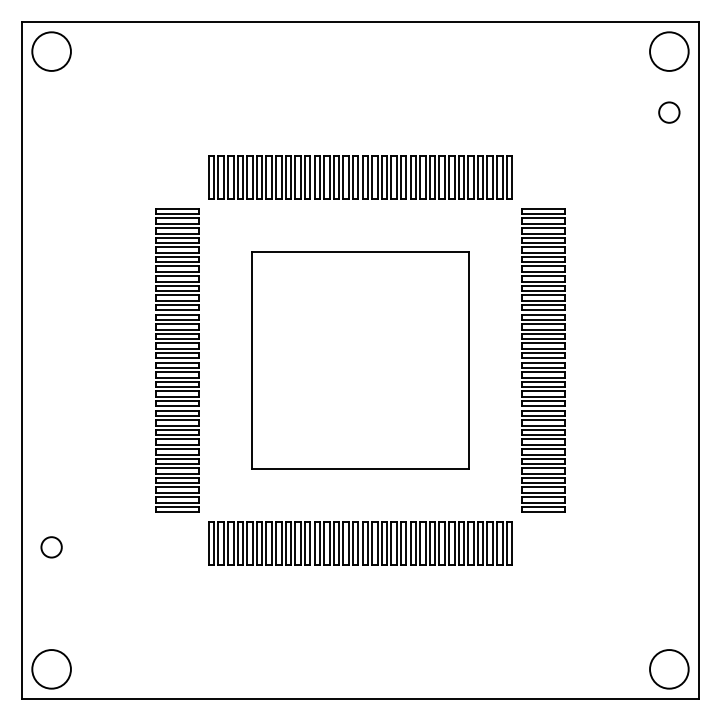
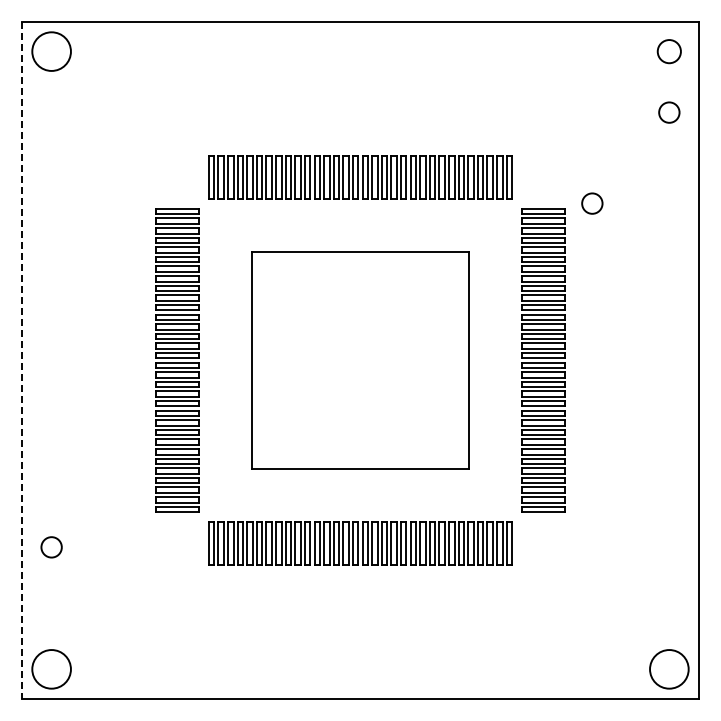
circle diameter: 39 px -> 23 px (668, 51)
circle: none -> present (592, 203)
line: solid -> dashed (21, 360)
